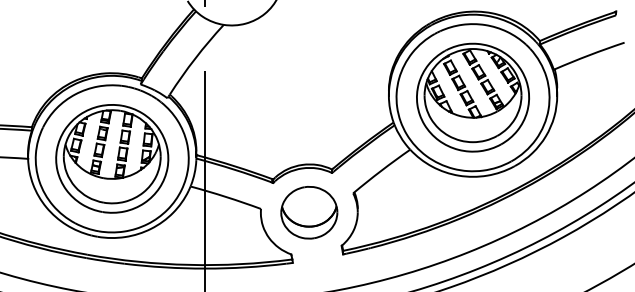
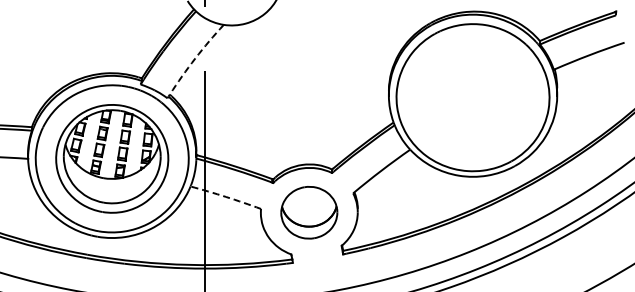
arc: solid -> dashed (195, 58)
part: present -> none (472, 97)
arc: solid -> dashed (226, 196)
